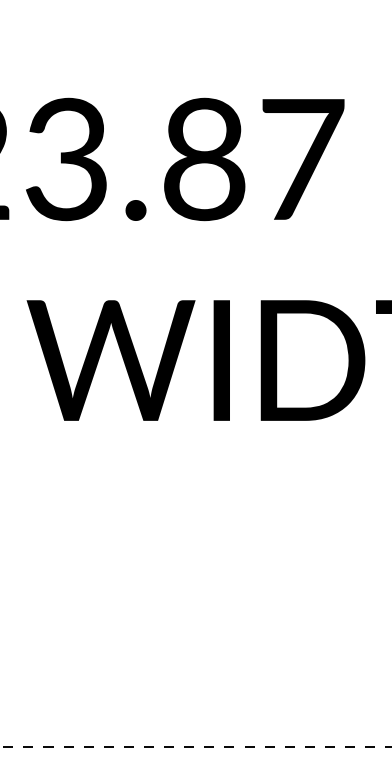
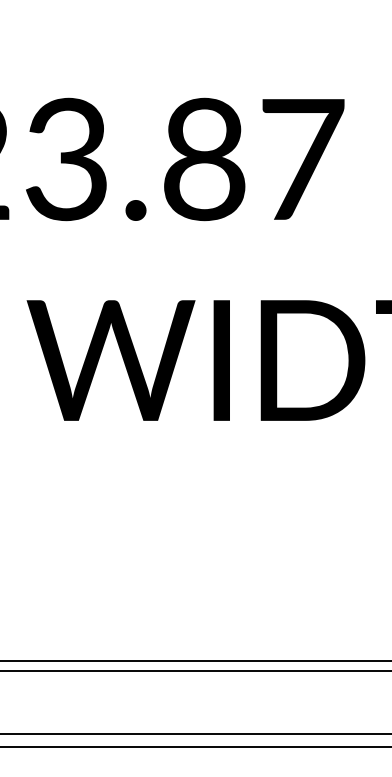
line: none -> present (195, 660)
line: none -> present (195, 671)
line: none -> present (195, 734)
line: dashed -> solid (196, 746)
